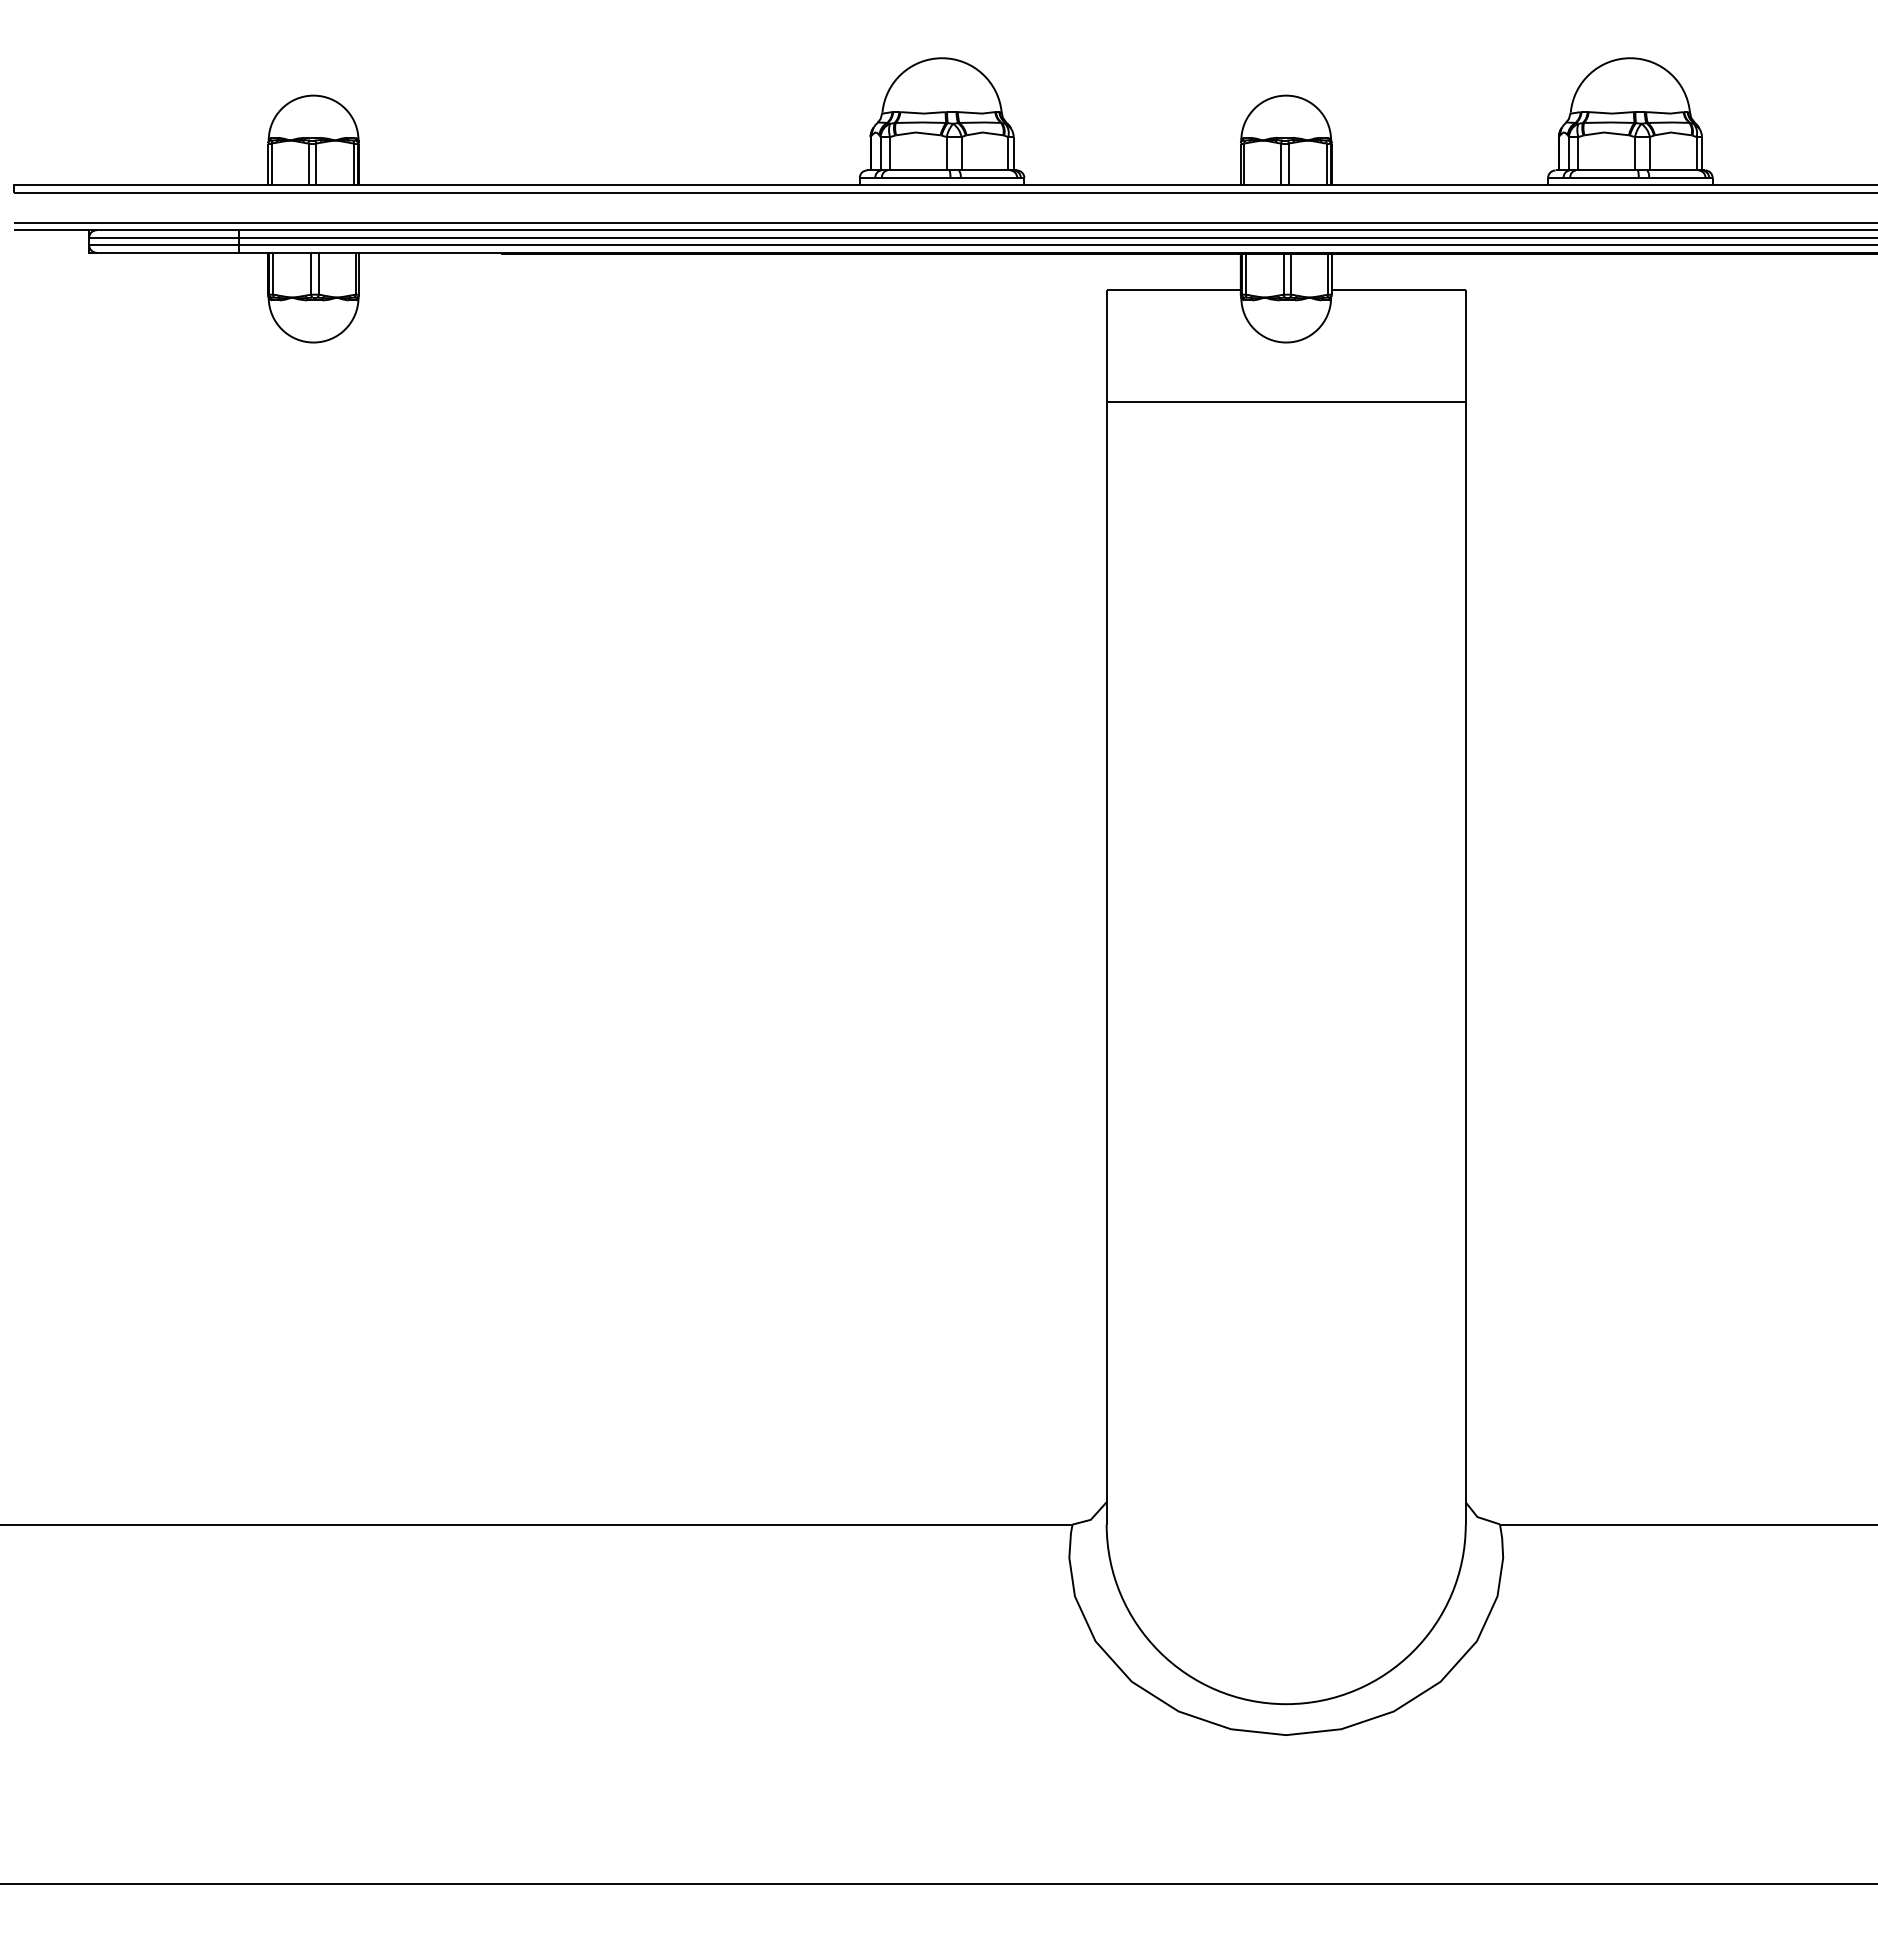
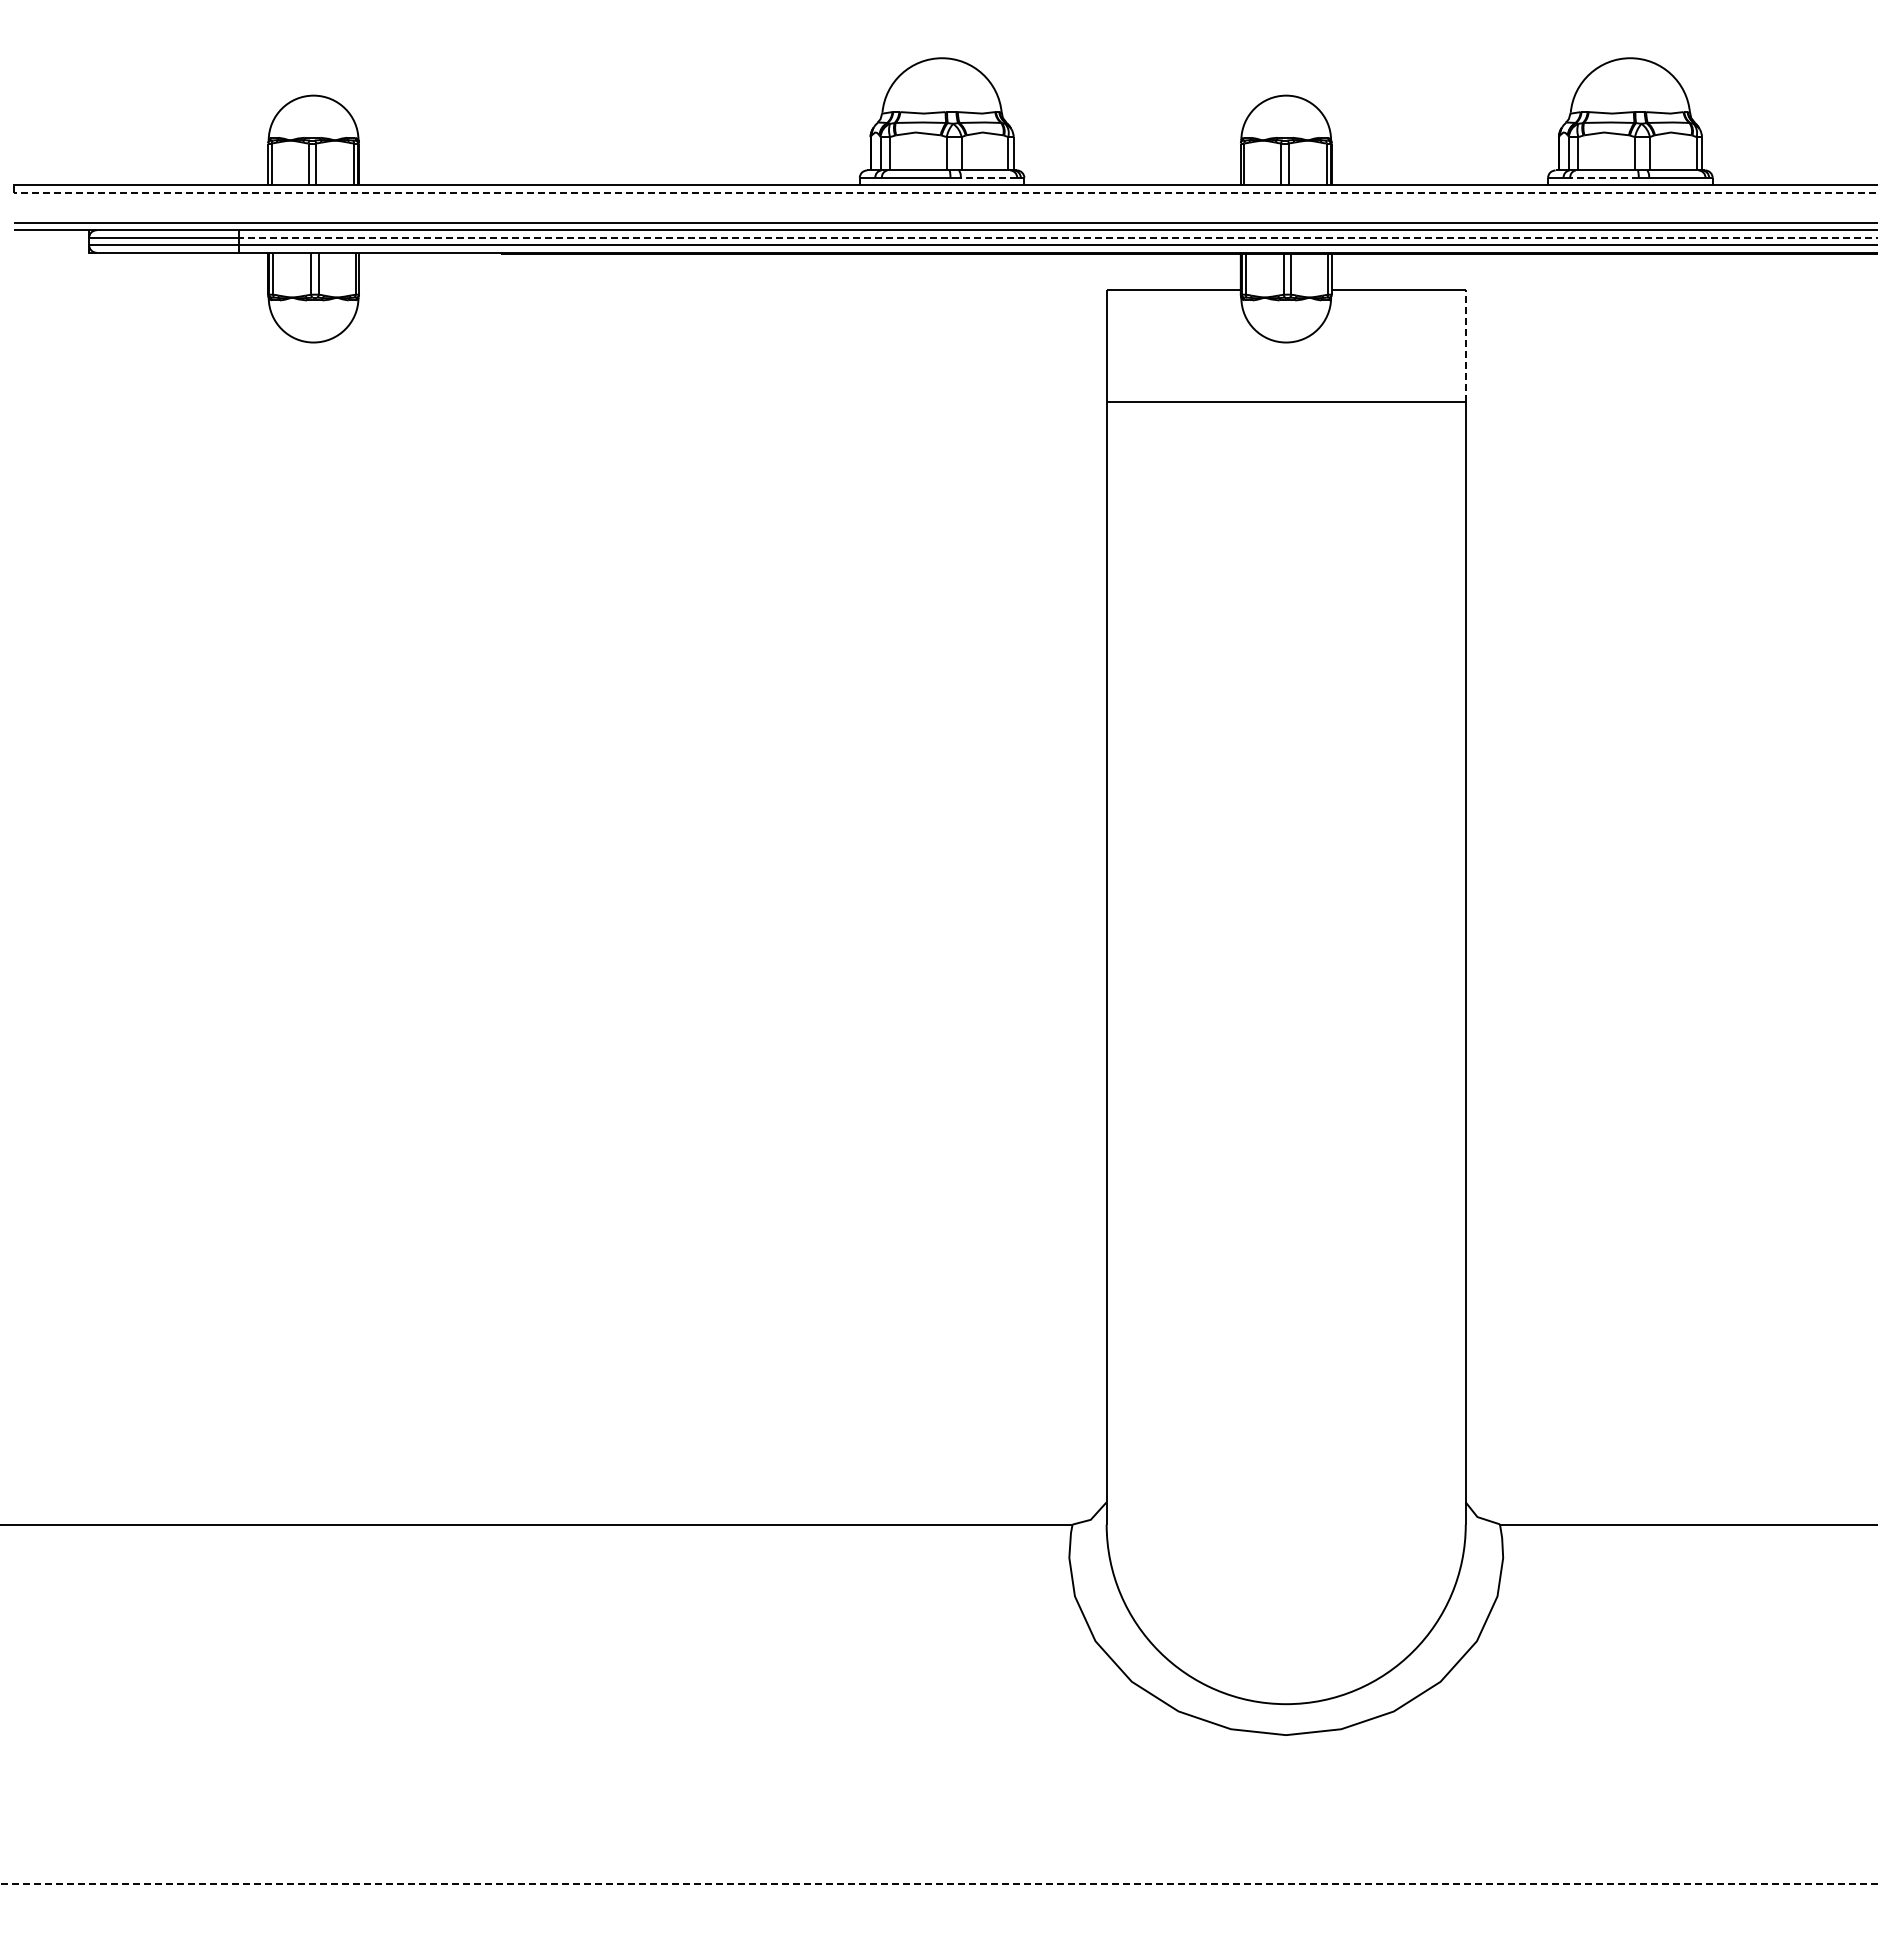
line: solid -> dashed (988, 177)
line: solid -> dashed (1603, 177)
line: solid -> dashed (945, 192)
line: solid -> dashed (1057, 237)
line: solid -> dashed (1465, 345)
line: solid -> dashed (938, 1883)
